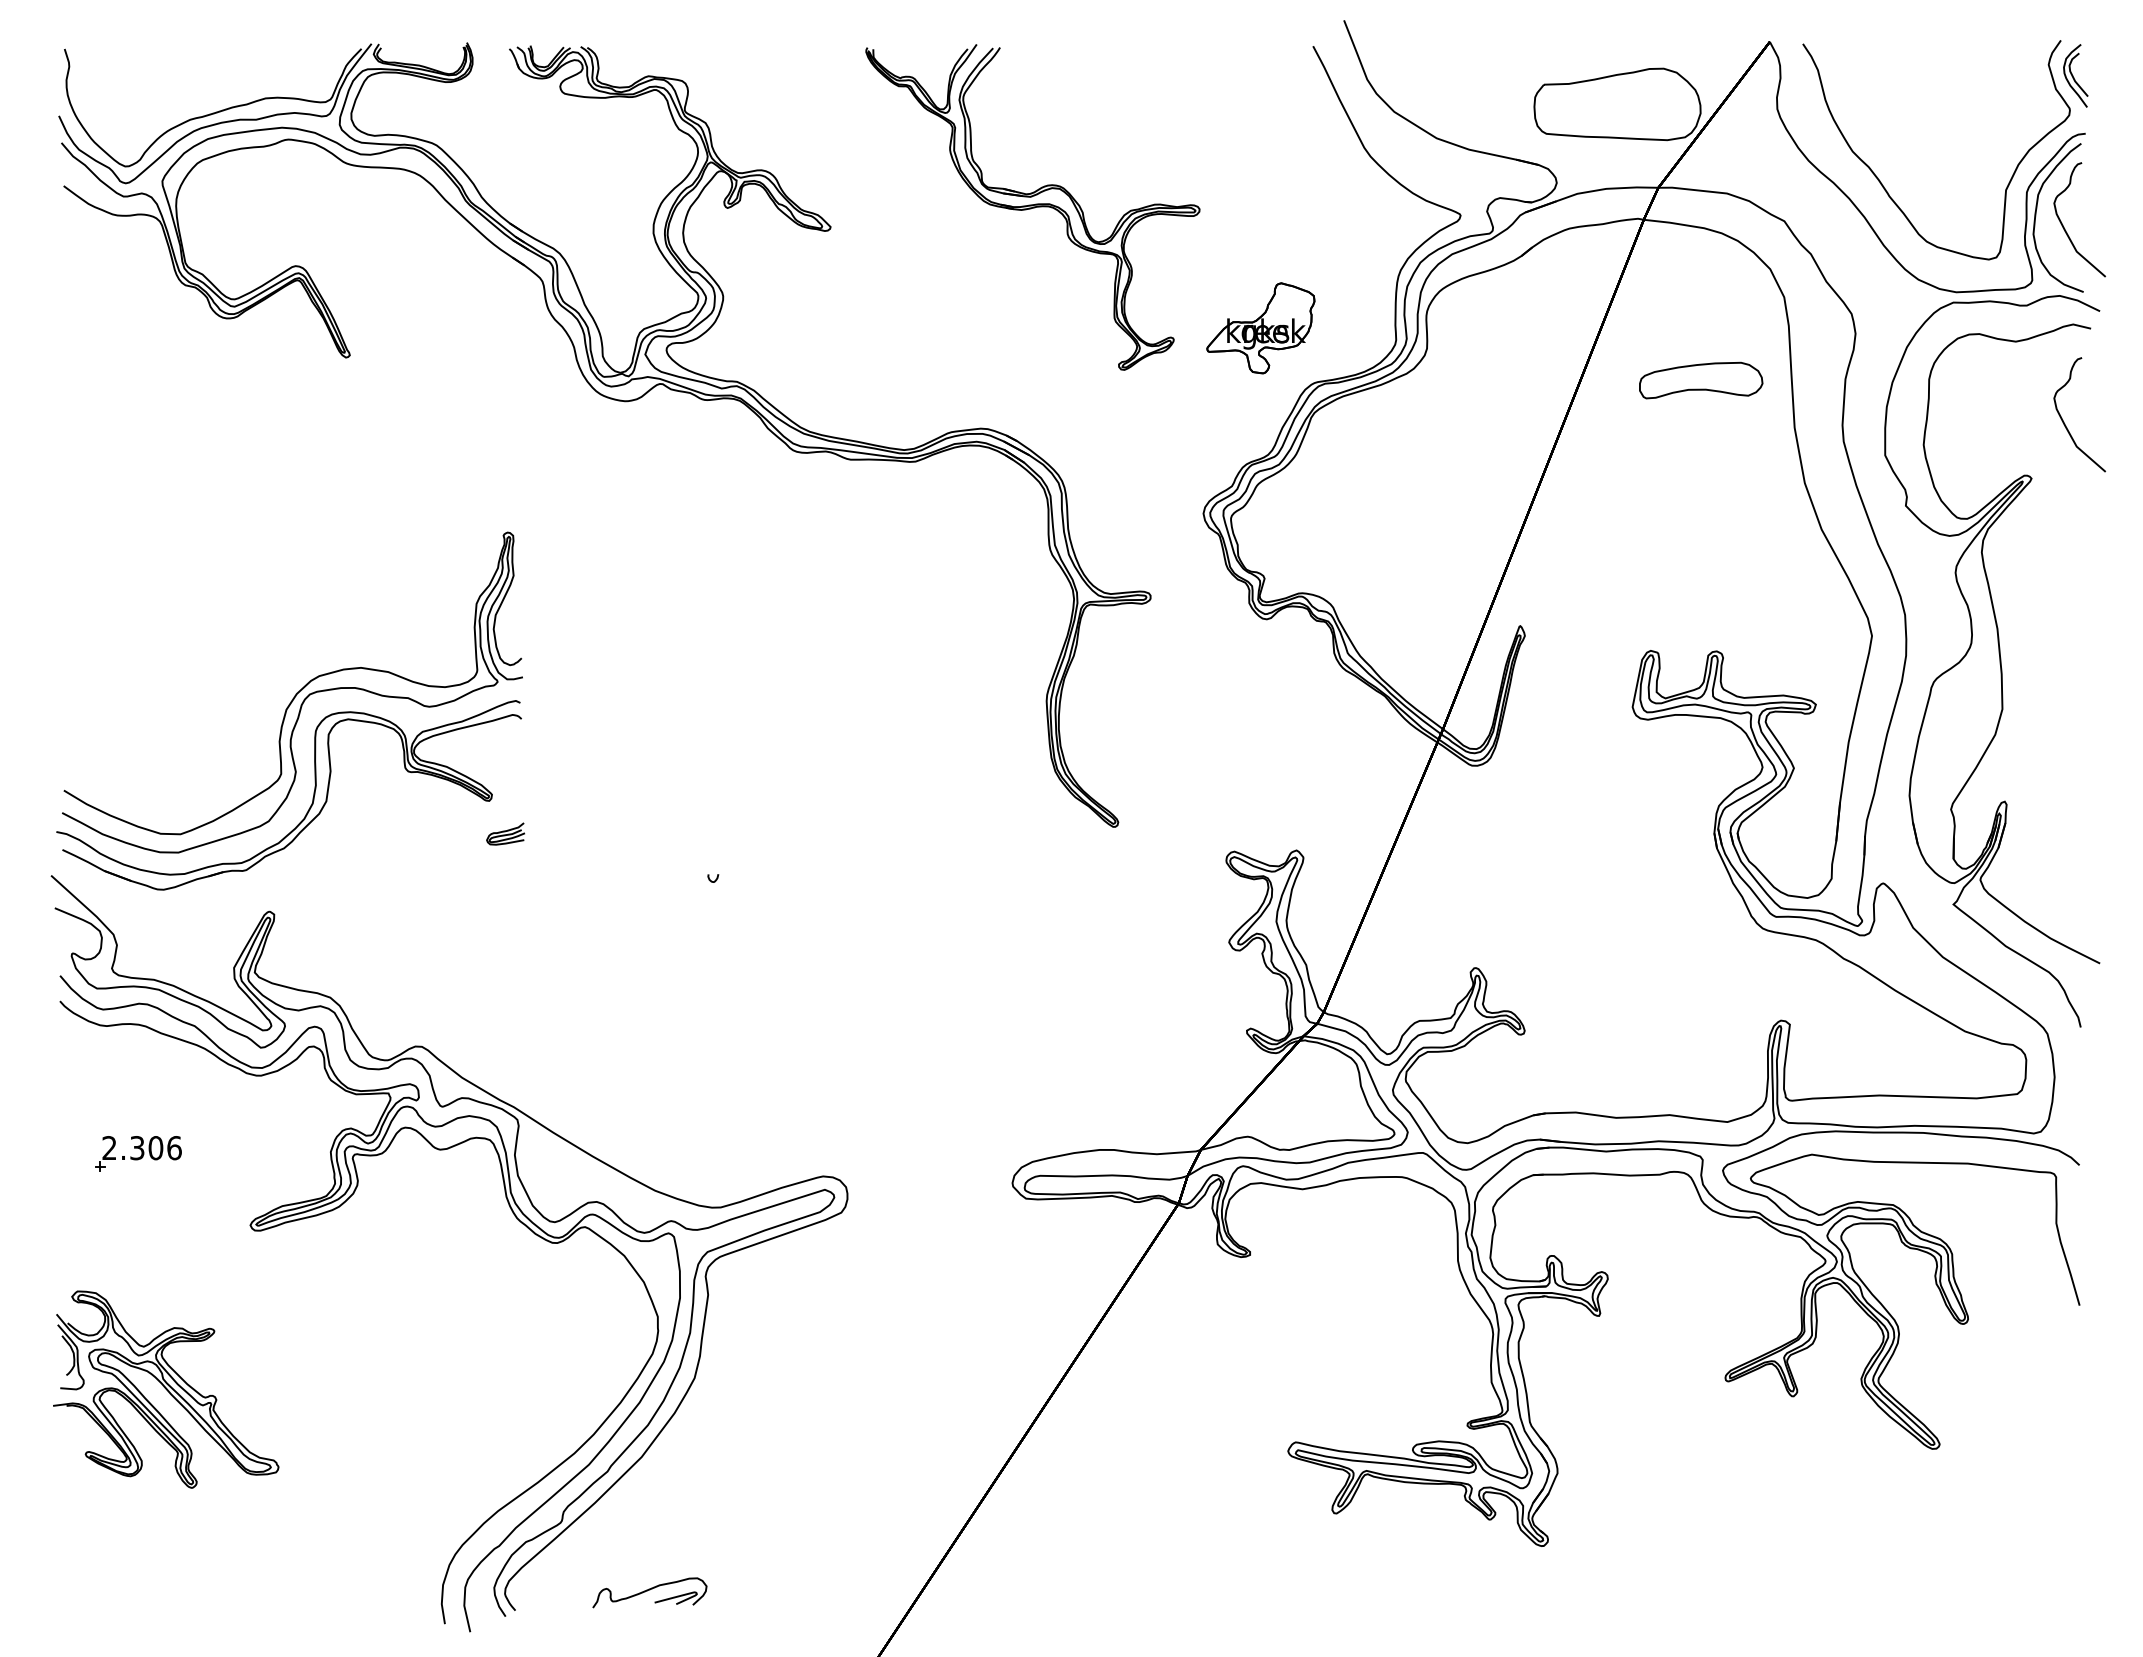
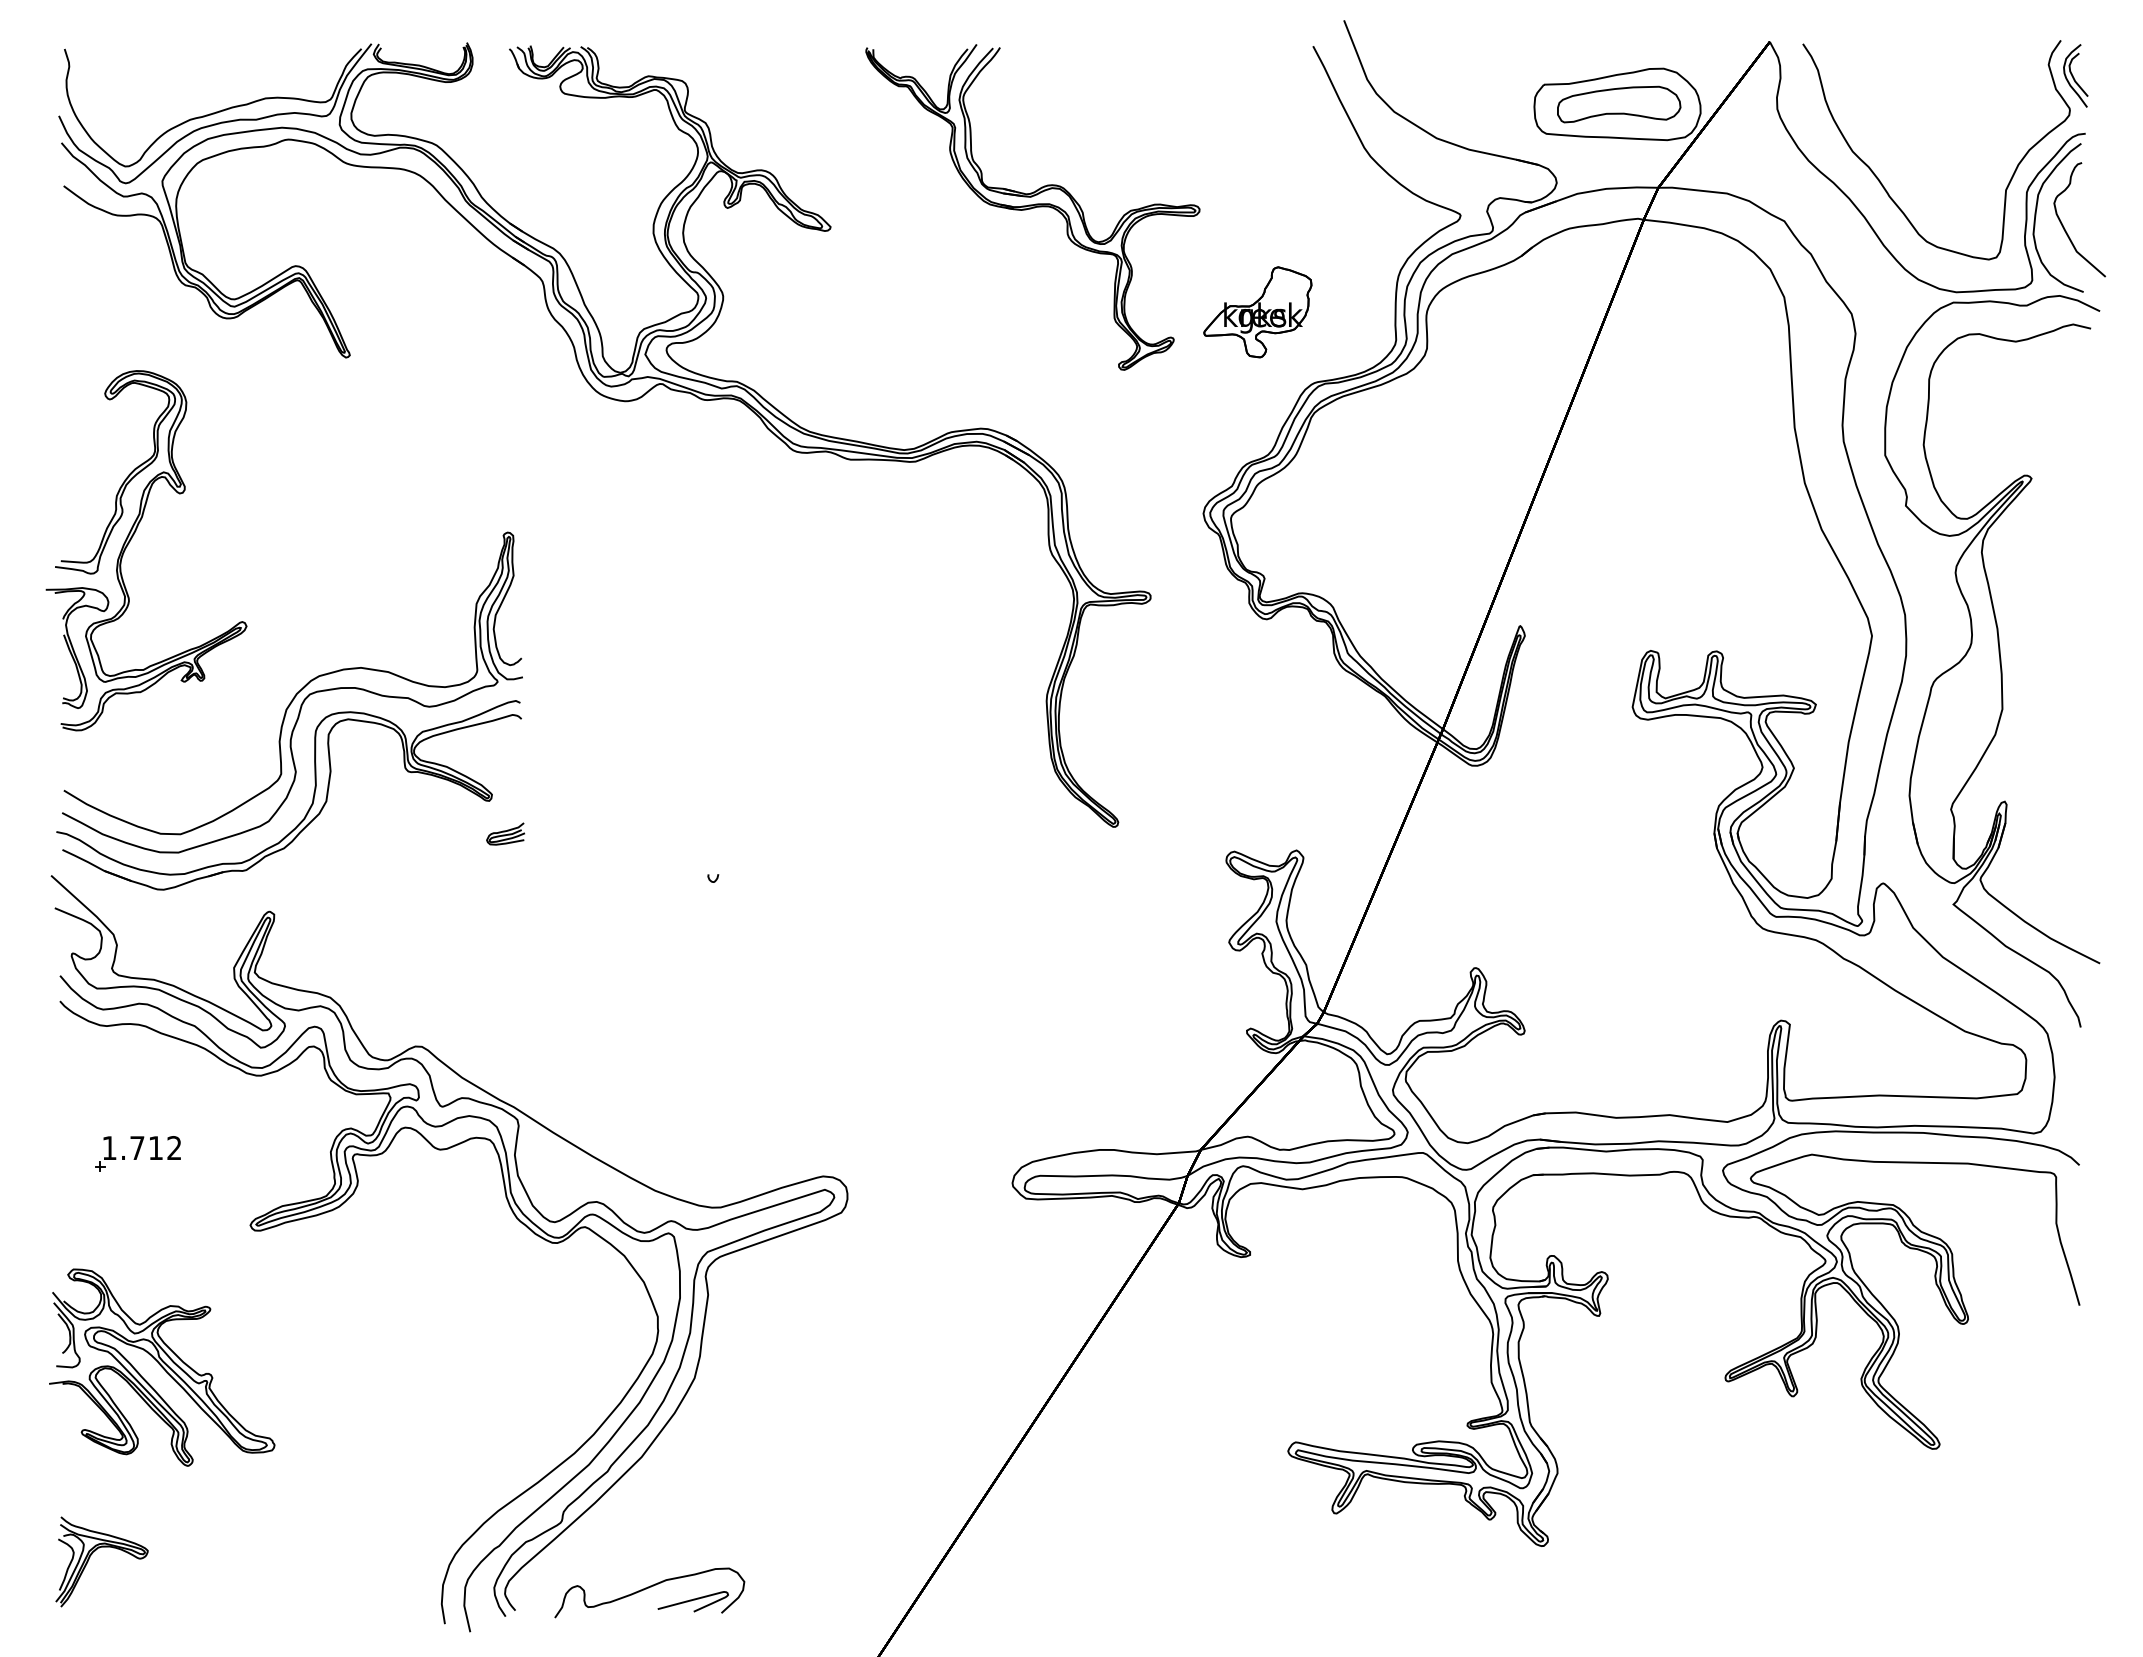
part position: (1260, 328) -> (1257, 312) (1257, 312)
part position: (1701, 380) -> (1619, 104) (1619, 104)
curve: present -> none (2065, 423)
part: none -> present (130, 541)
text: 2.306 -> 1.712 (141, 1148)
part position: (166, 1389) -> (162, 1367) (162, 1367)
part: none -> present (92, 1554)
part size: 116x32 px -> 192x52 px (649, 1592)
